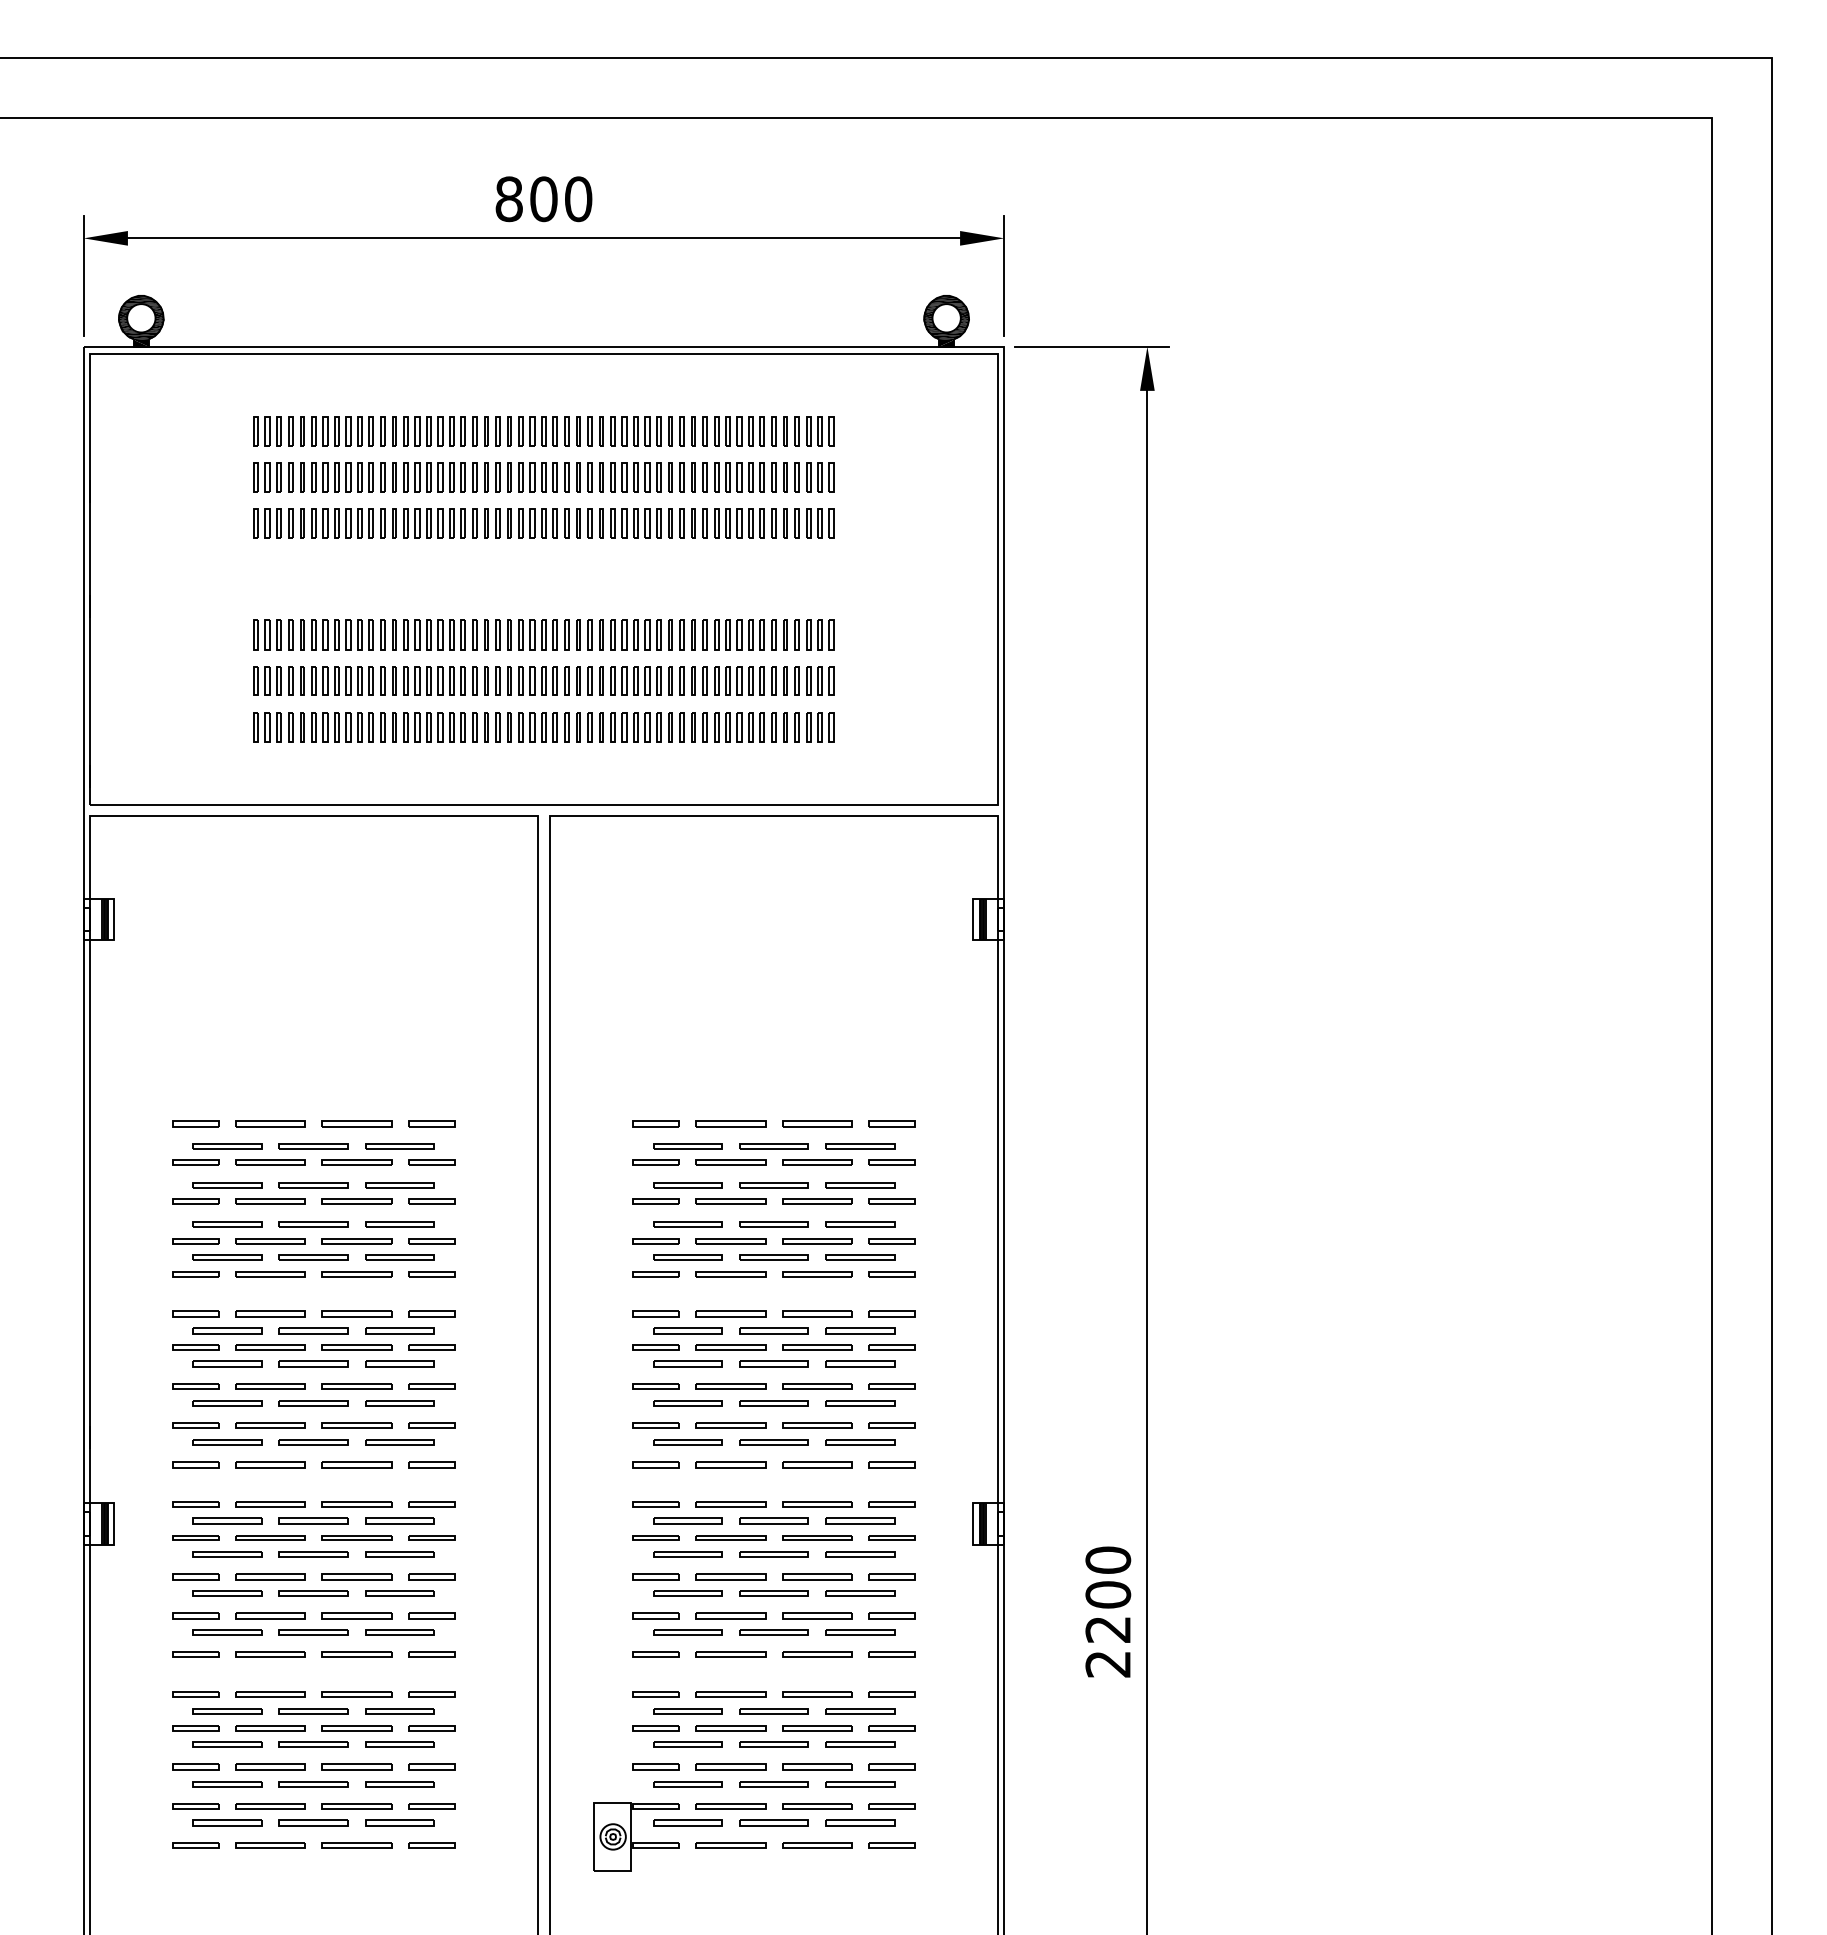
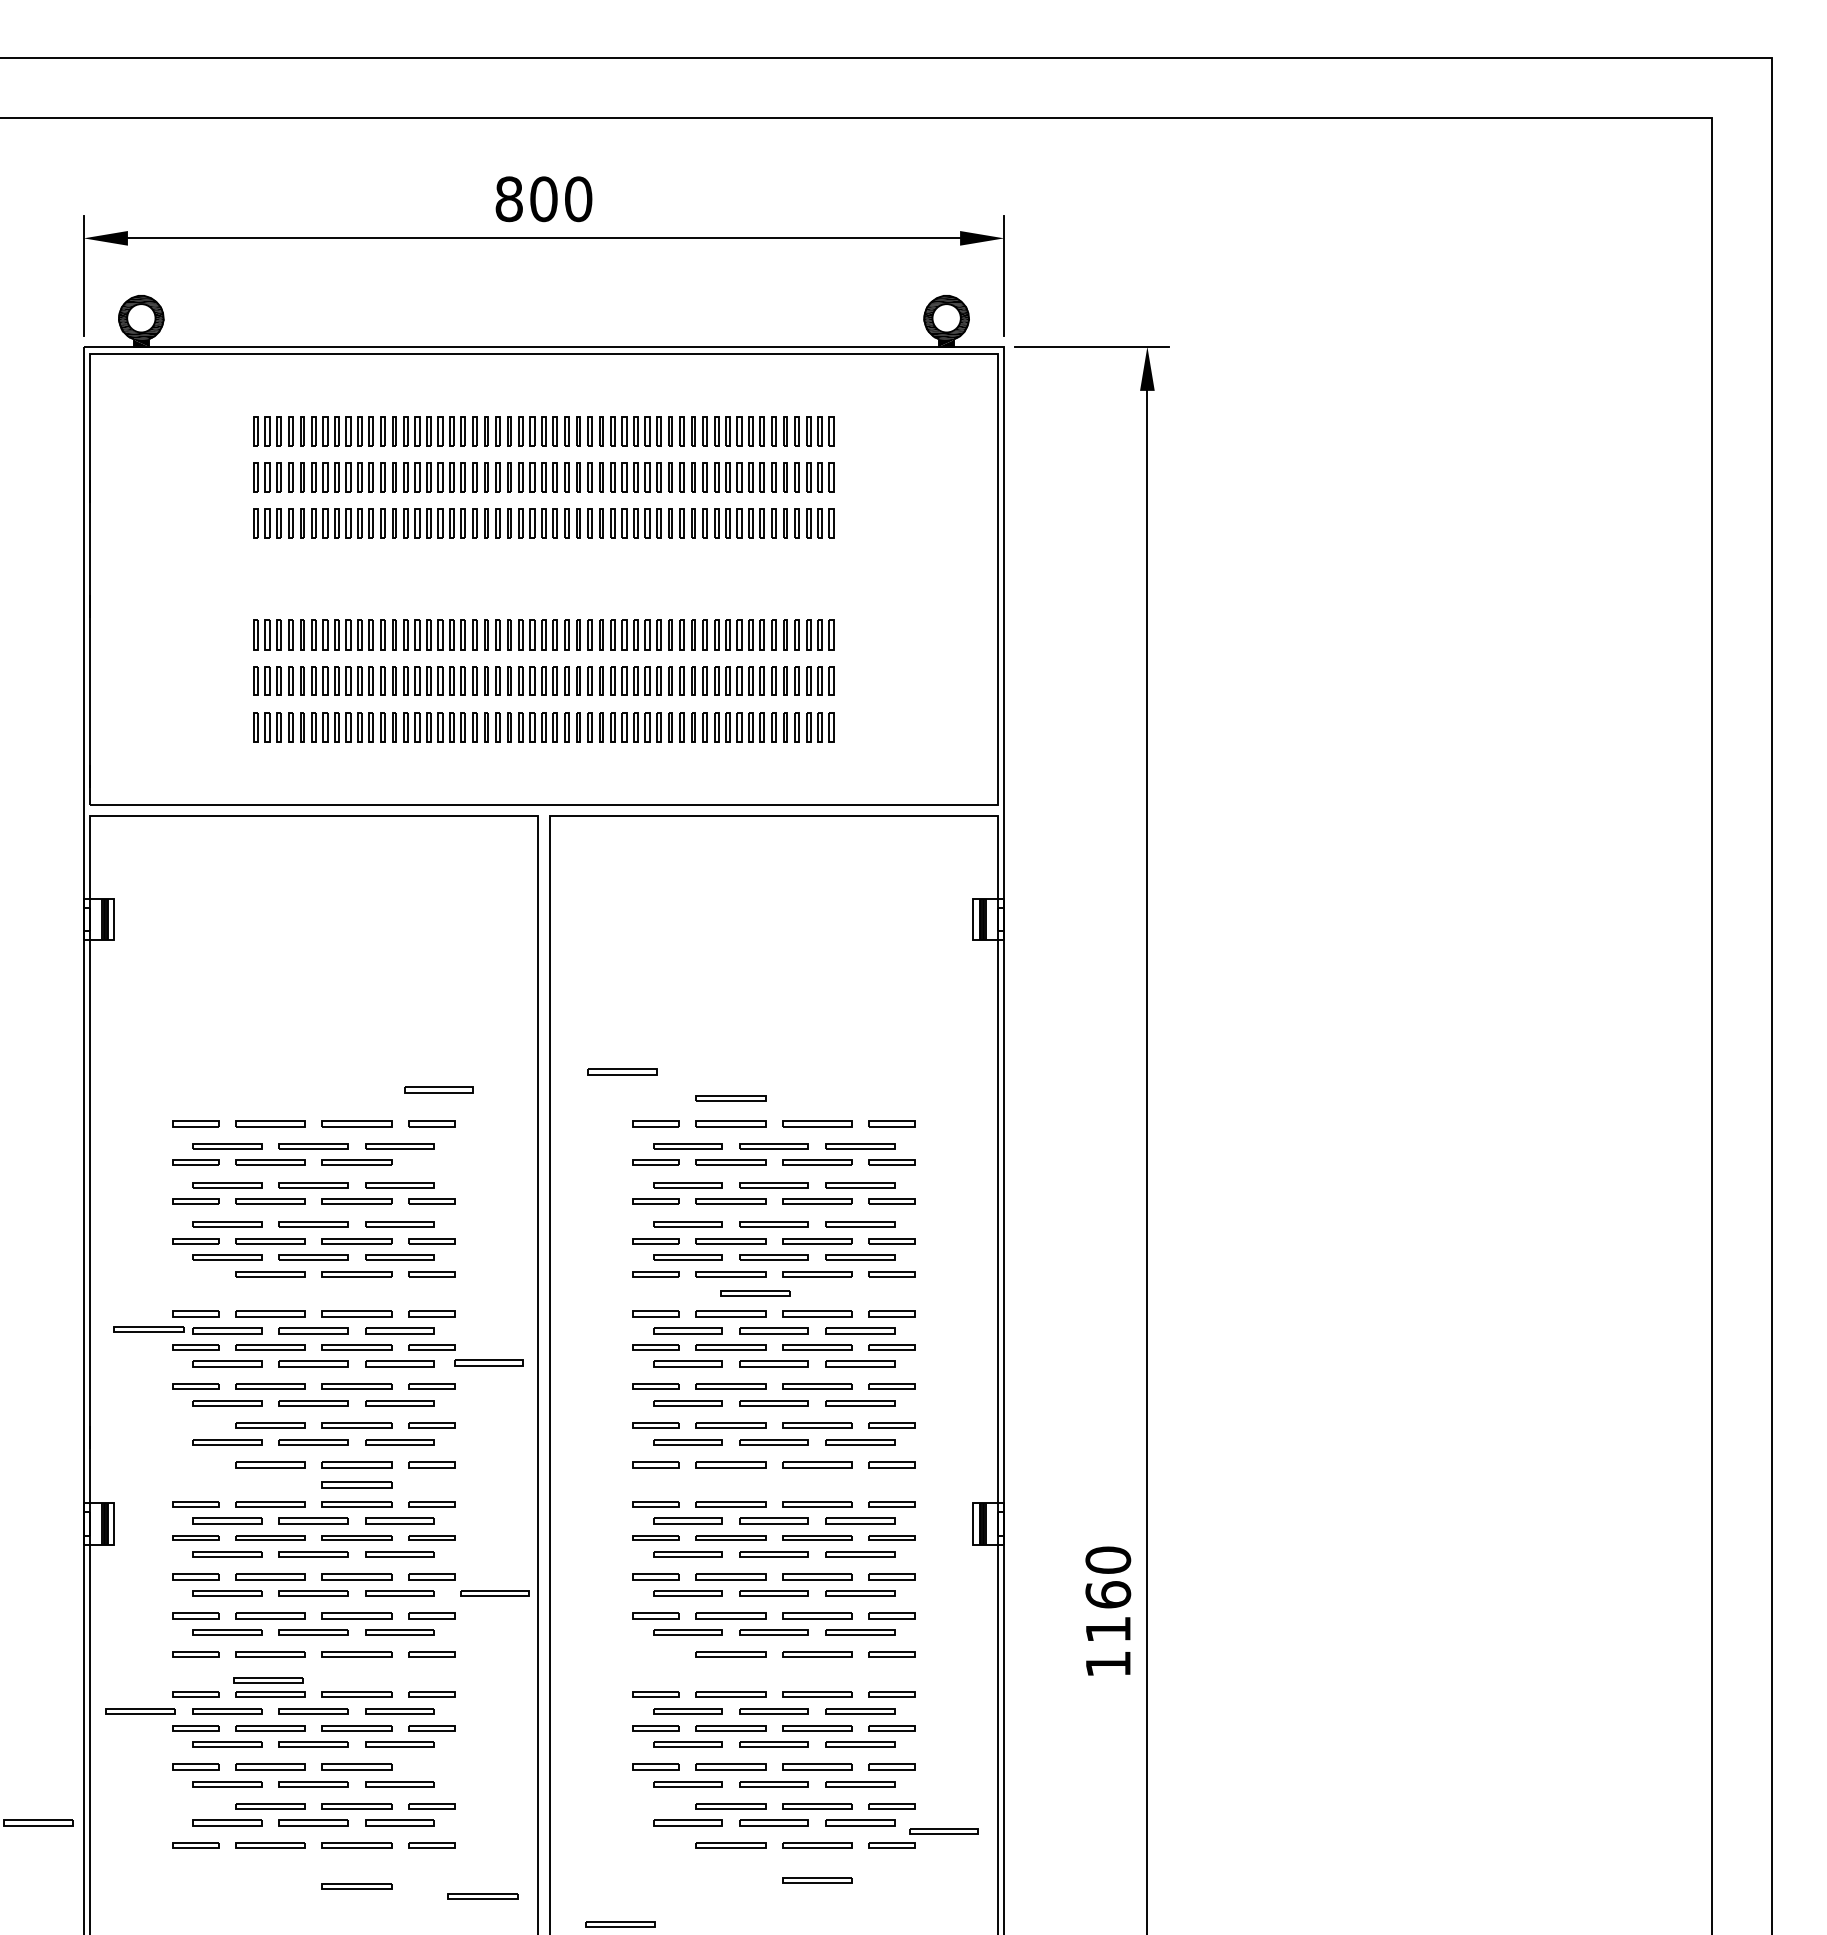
part: none -> present (622, 1071)
part: none -> present (438, 1089)
part: none -> present (730, 1098)
part: present -> none (431, 1162)
part: present -> none (195, 1274)
part: none -> present (755, 1293)
part: none -> present (148, 1329)
part: none -> present (488, 1362)
part: present -> none (195, 1425)
part: present -> none (195, 1464)
part: none -> present (356, 1484)
part: none -> present (494, 1593)
text: 2200 -> 1160 (1108, 1629)
part: present -> none (655, 1654)
part: none -> present (268, 1680)
part: none -> present (140, 1711)
part: present -> none (431, 1766)
part: present -> none (195, 1806)
part: none -> present (38, 1822)
part: none -> present (943, 1831)
part: present -> none (636, 1836)
part: none -> present (817, 1880)
part: none -> present (356, 1886)
part: none -> present (482, 1896)
part: none -> present (620, 1924)
